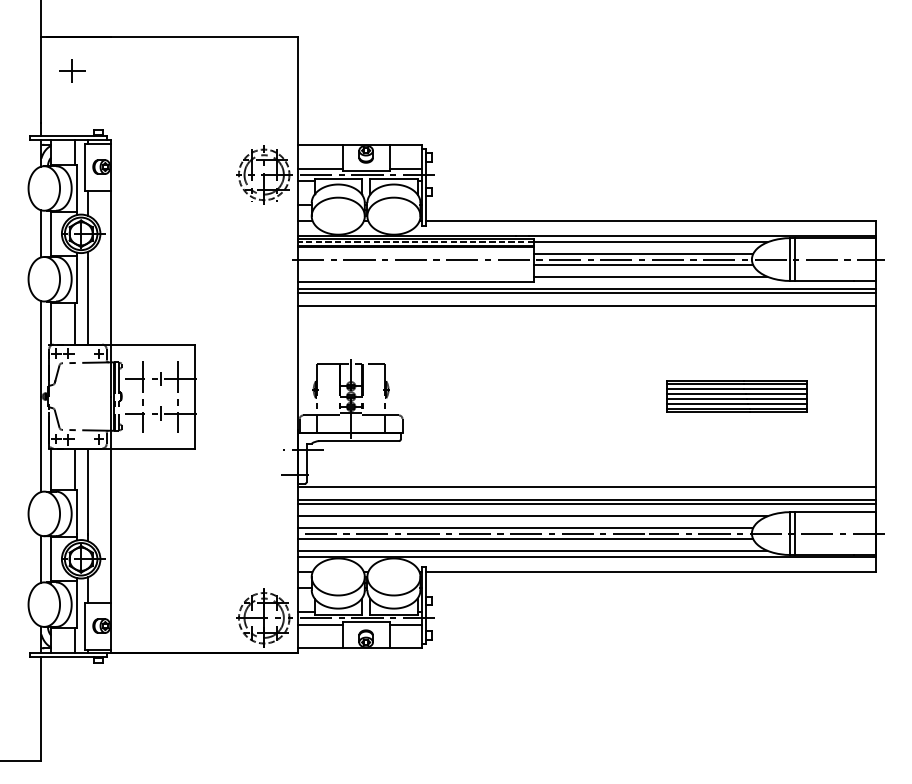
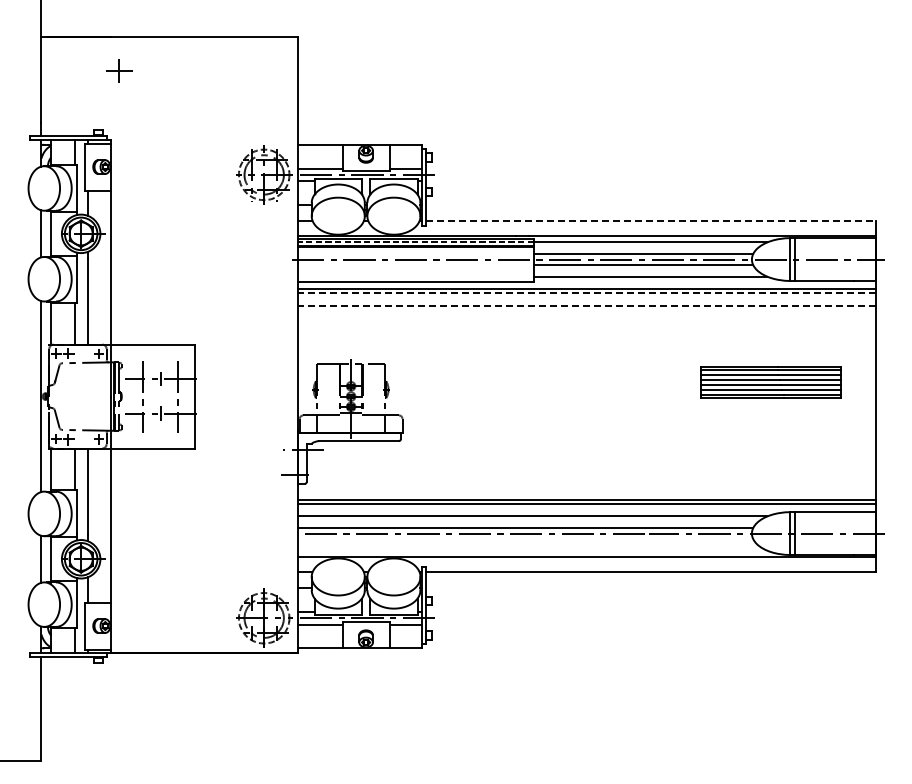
part position: (72, 70) -> (119, 70) (119, 70)
line: solid -> dashed (651, 221)
line: solid -> dashed (586, 293)
line: solid -> dashed (586, 306)
part position: (736, 396) -> (770, 382) (770, 382)
line: present -> none (587, 486)
line: present -> none (525, 538)
line: present -> none (532, 550)
